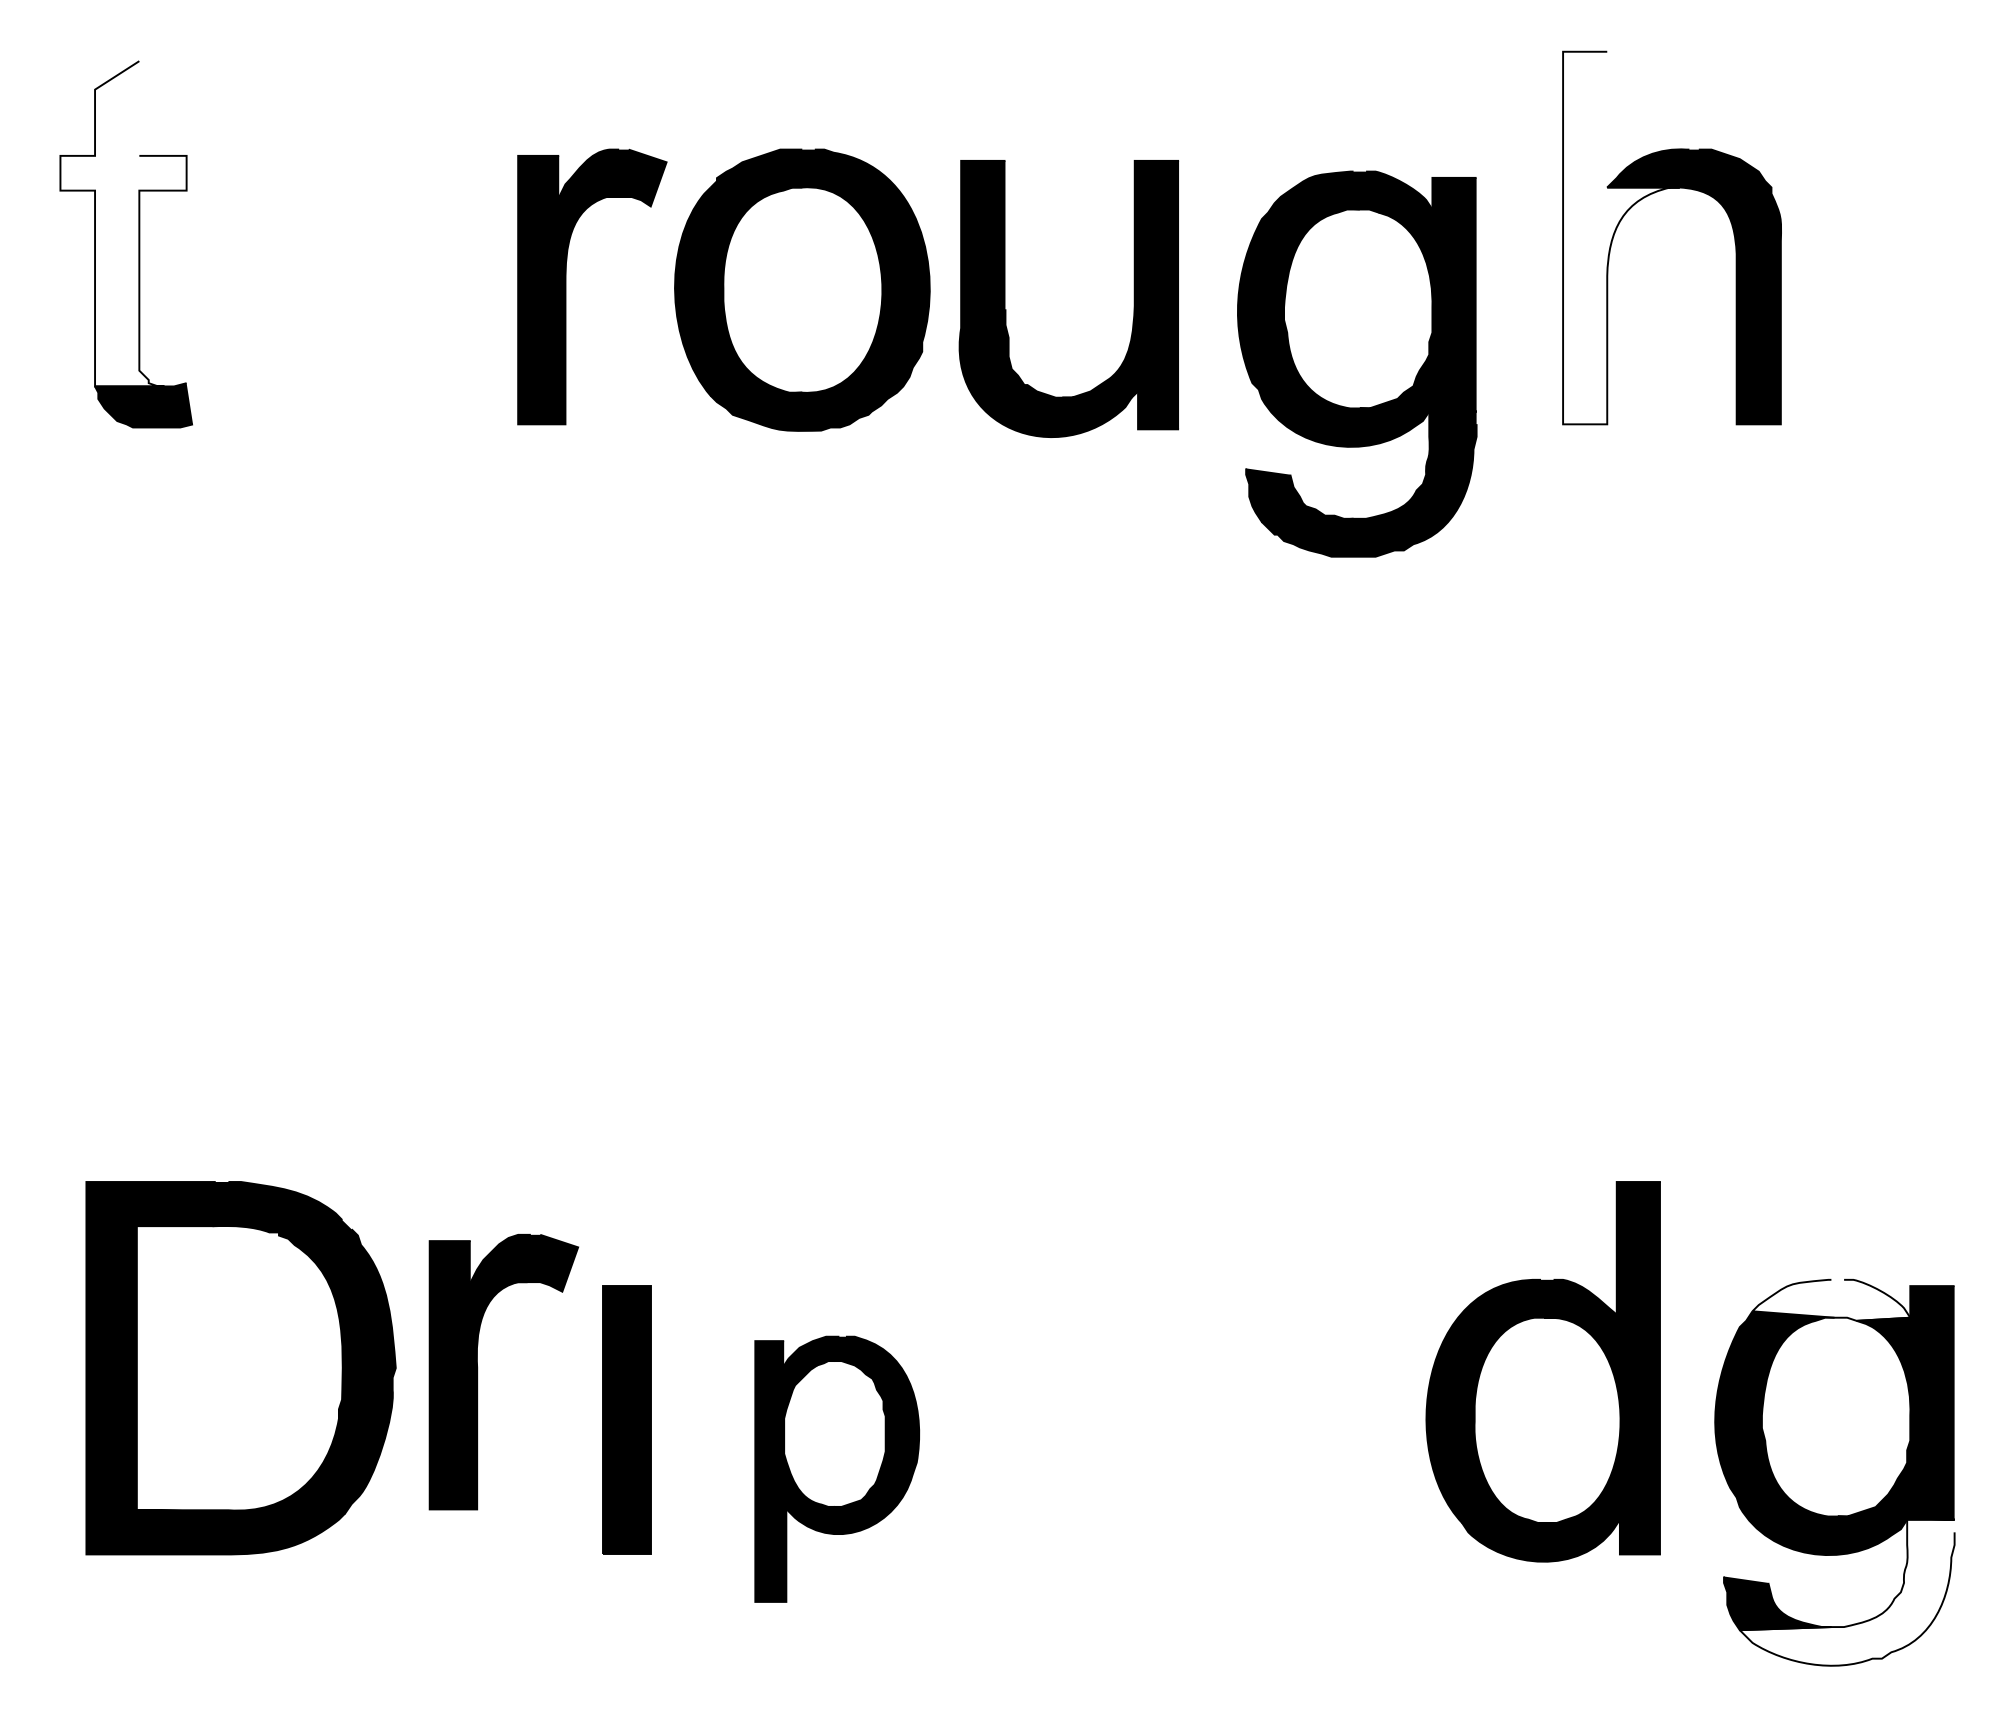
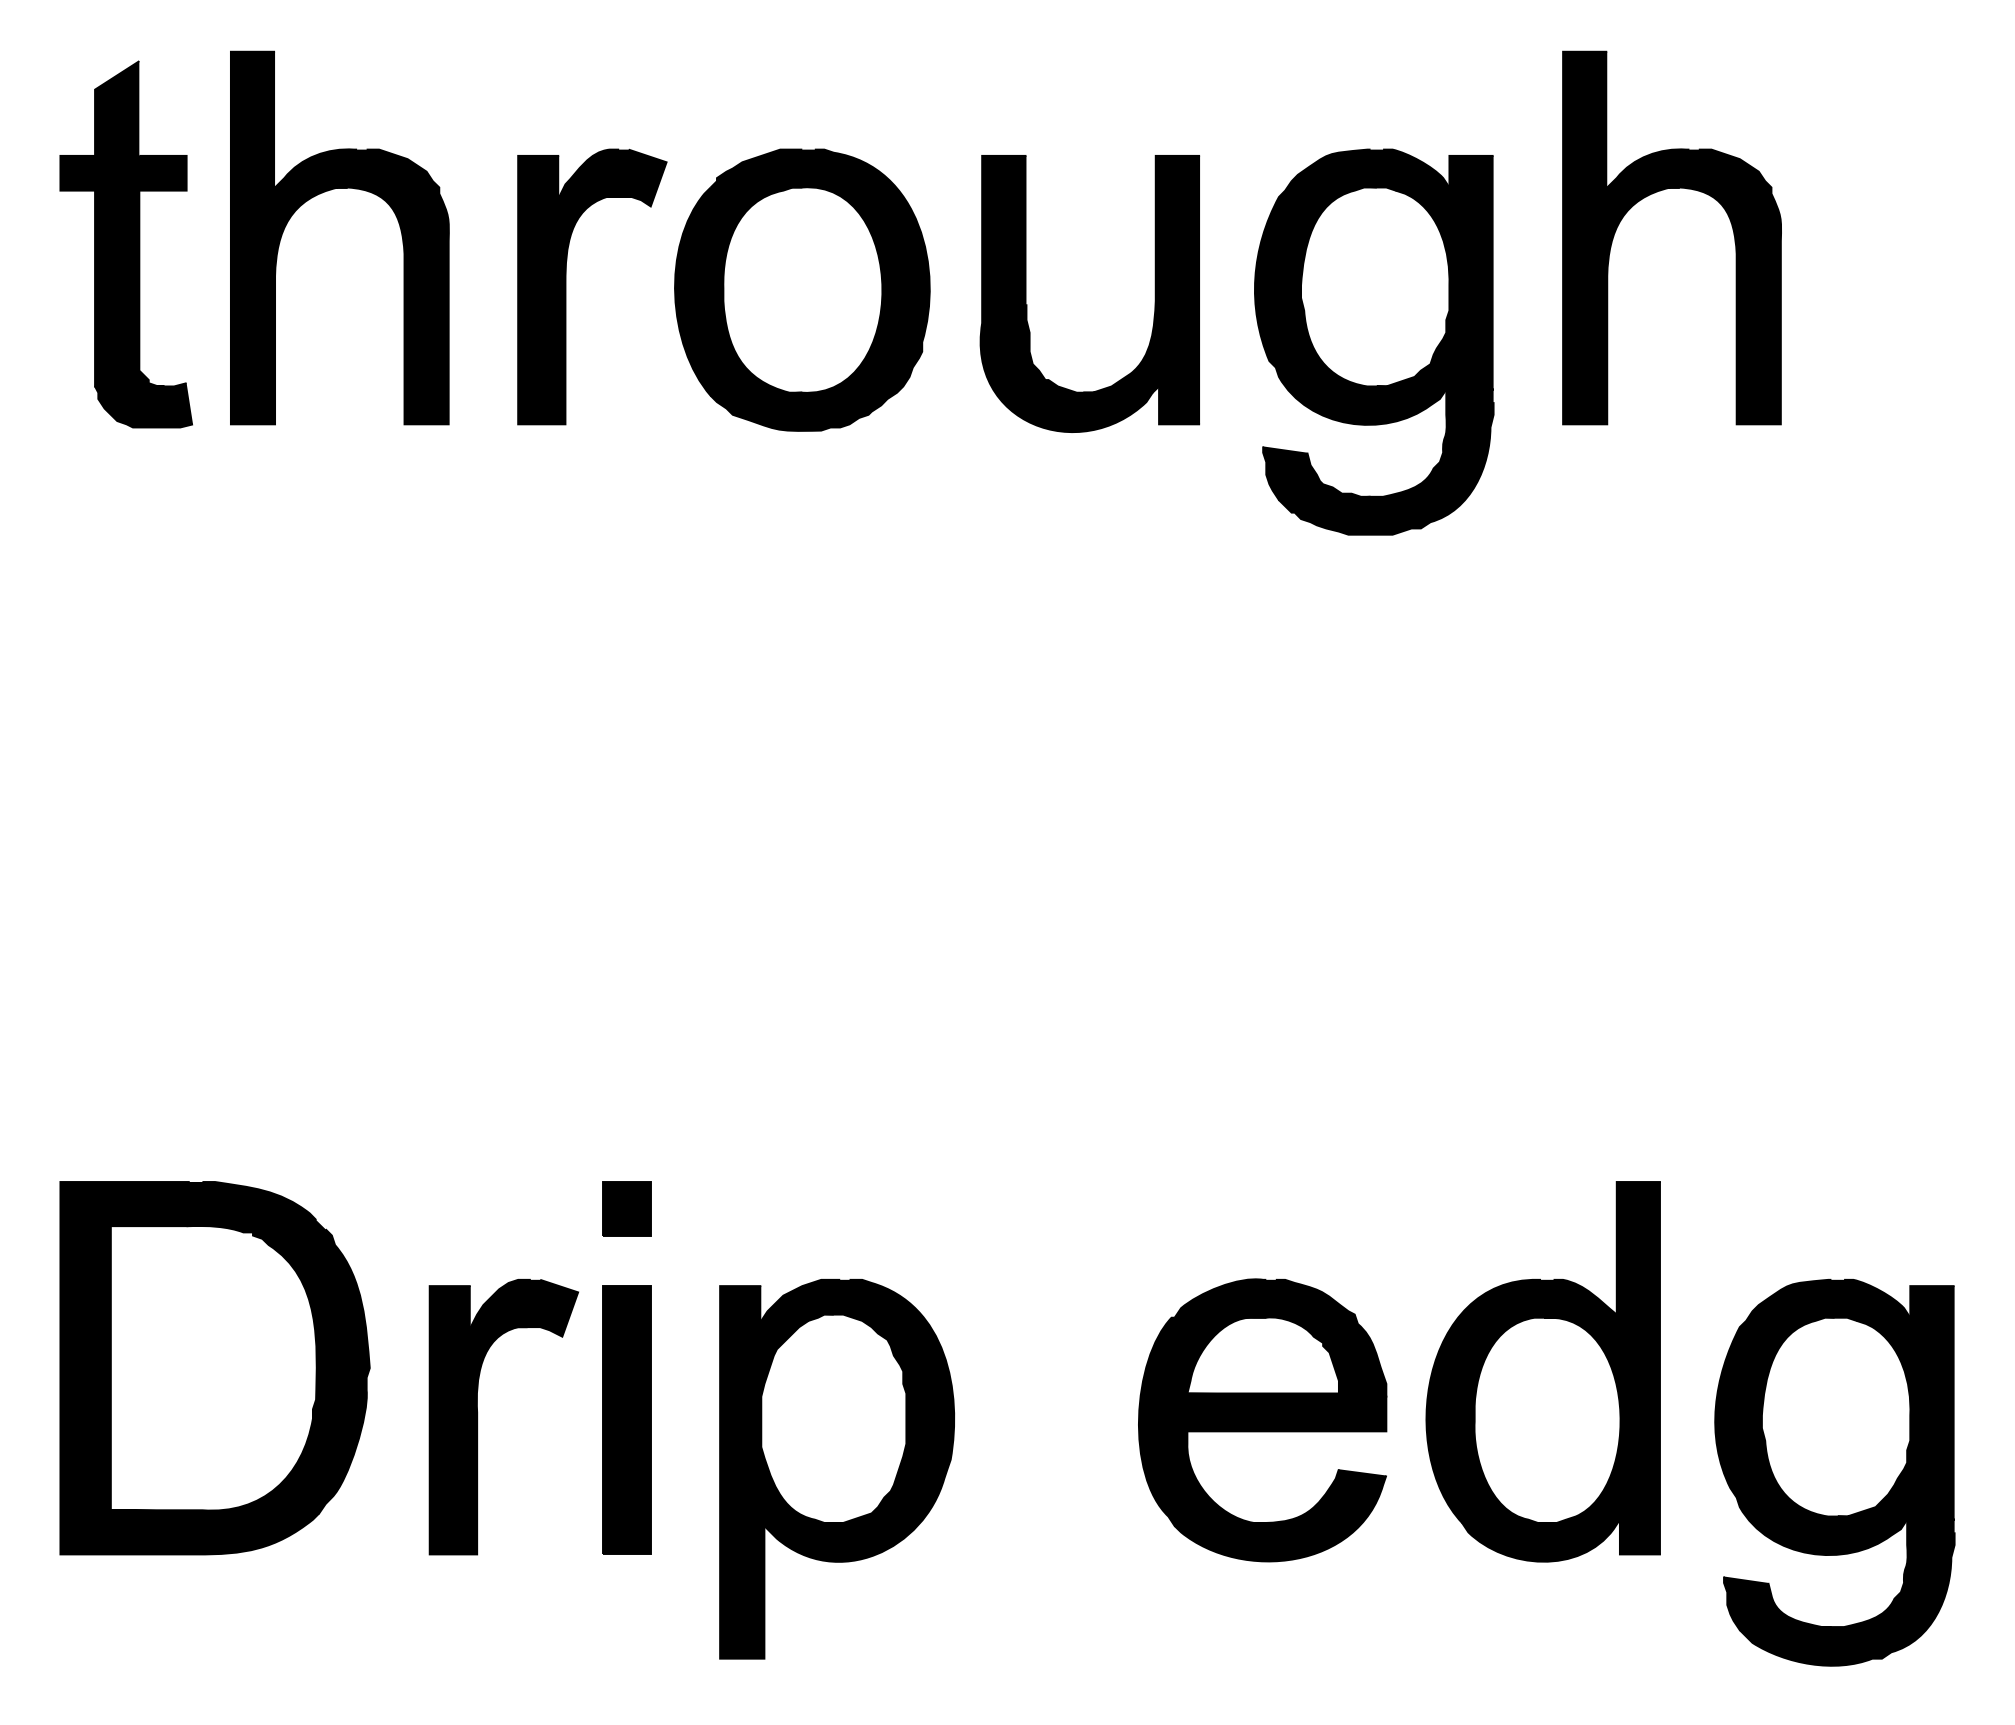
part: none -> present (320, 194)
fill: none -> present (123, 223)
fill: none -> present (1621, 237)
part position: (1006, 309) -> (1027, 304) (1027, 304)
part position: (1357, 363) -> (1374, 341) (1374, 341)
part: none -> present (626, 1208)
fill: none -> present (1831, 1299)
part position: (240, 1368) -> (214, 1368) (214, 1368)
part position: (478, 1372) -> (478, 1417) (478, 1417)
part: none -> present (1262, 1420)
part size: 167x268 px -> 237x381 px (837, 1469)
fill: none -> present (1846, 1592)
